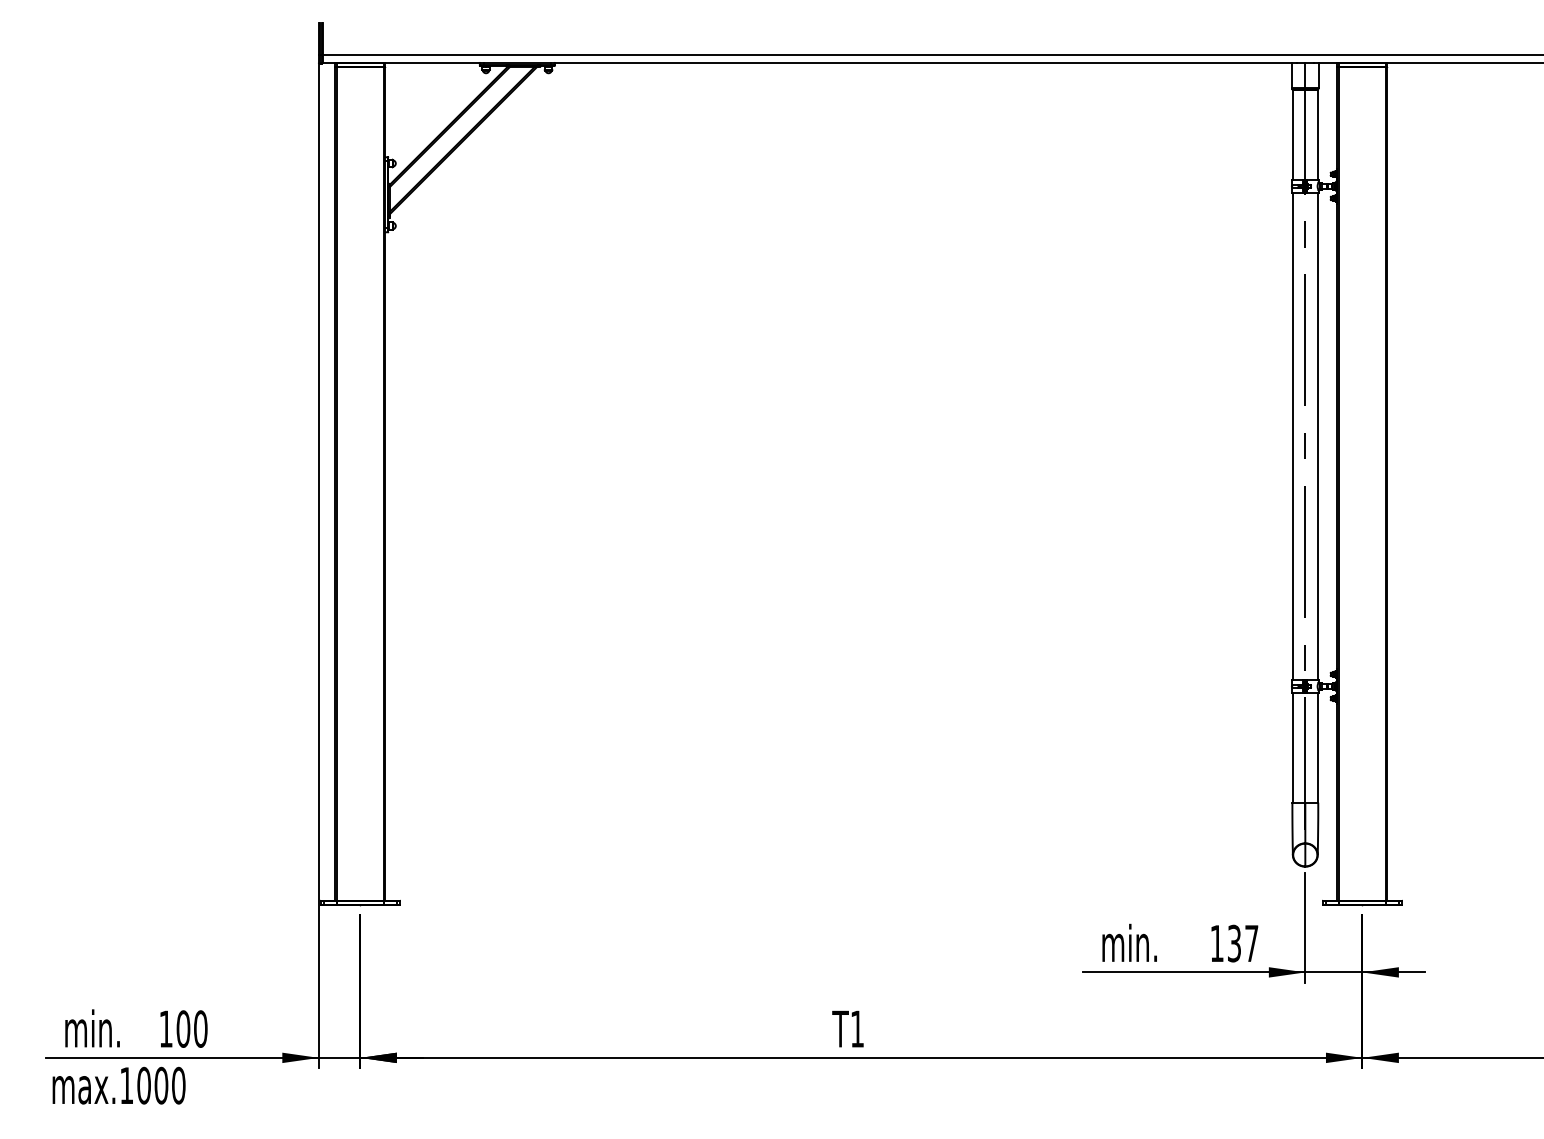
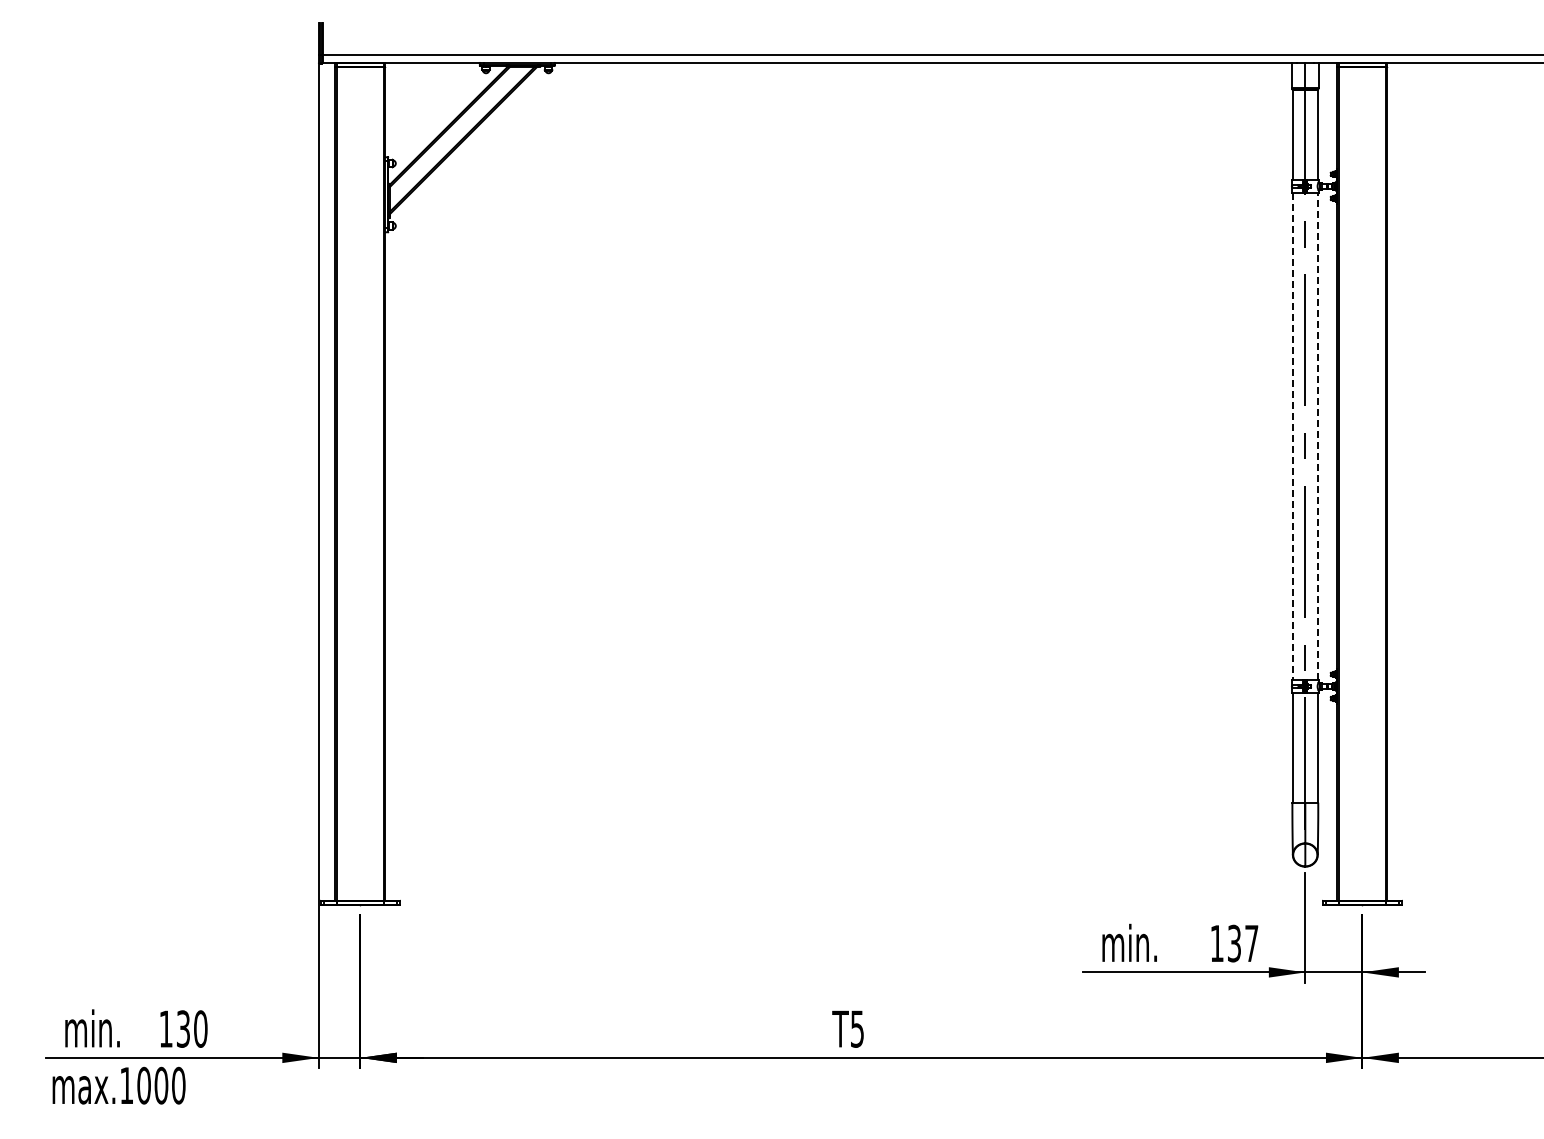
line: solid -> dashed (1292, 436)
line: solid -> dashed (1317, 436)
text: 100 -> 130 (183, 1028)
text: T1 -> T5 (857, 1028)
